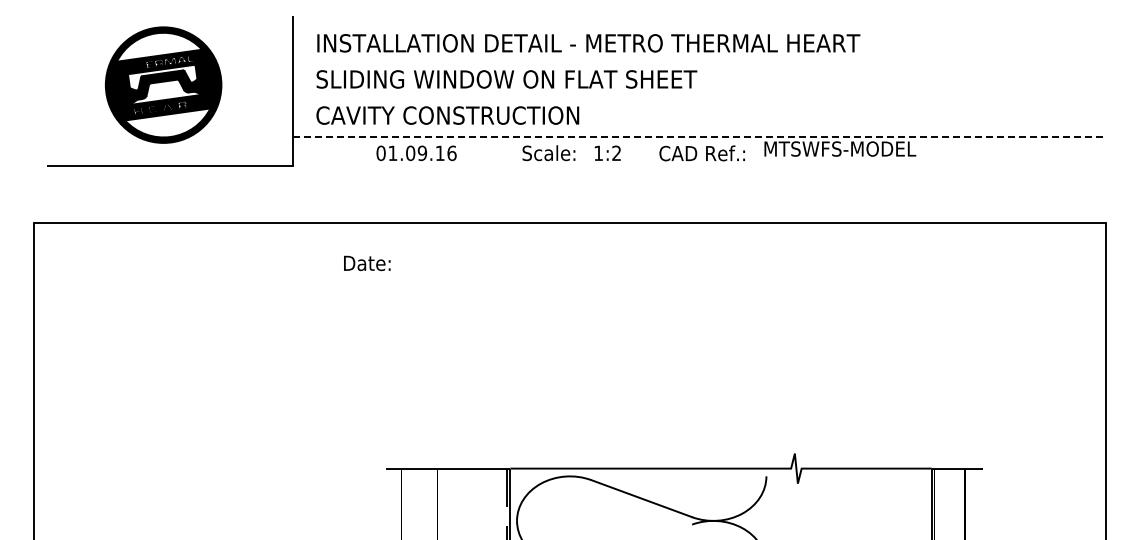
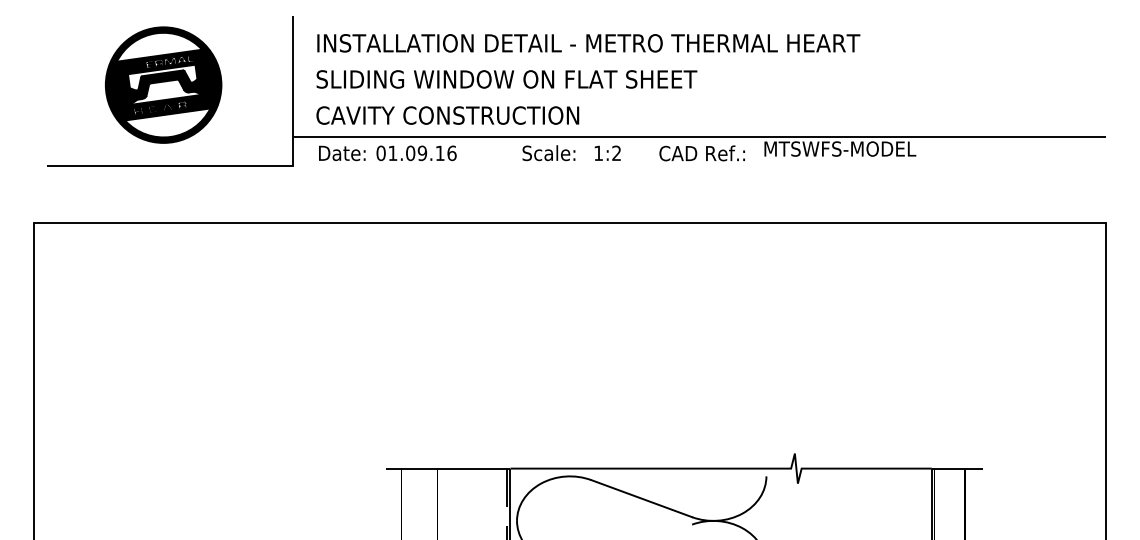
line: dashed -> solid (699, 136)
text position: (367, 263) -> (342, 153) (342, 153)
